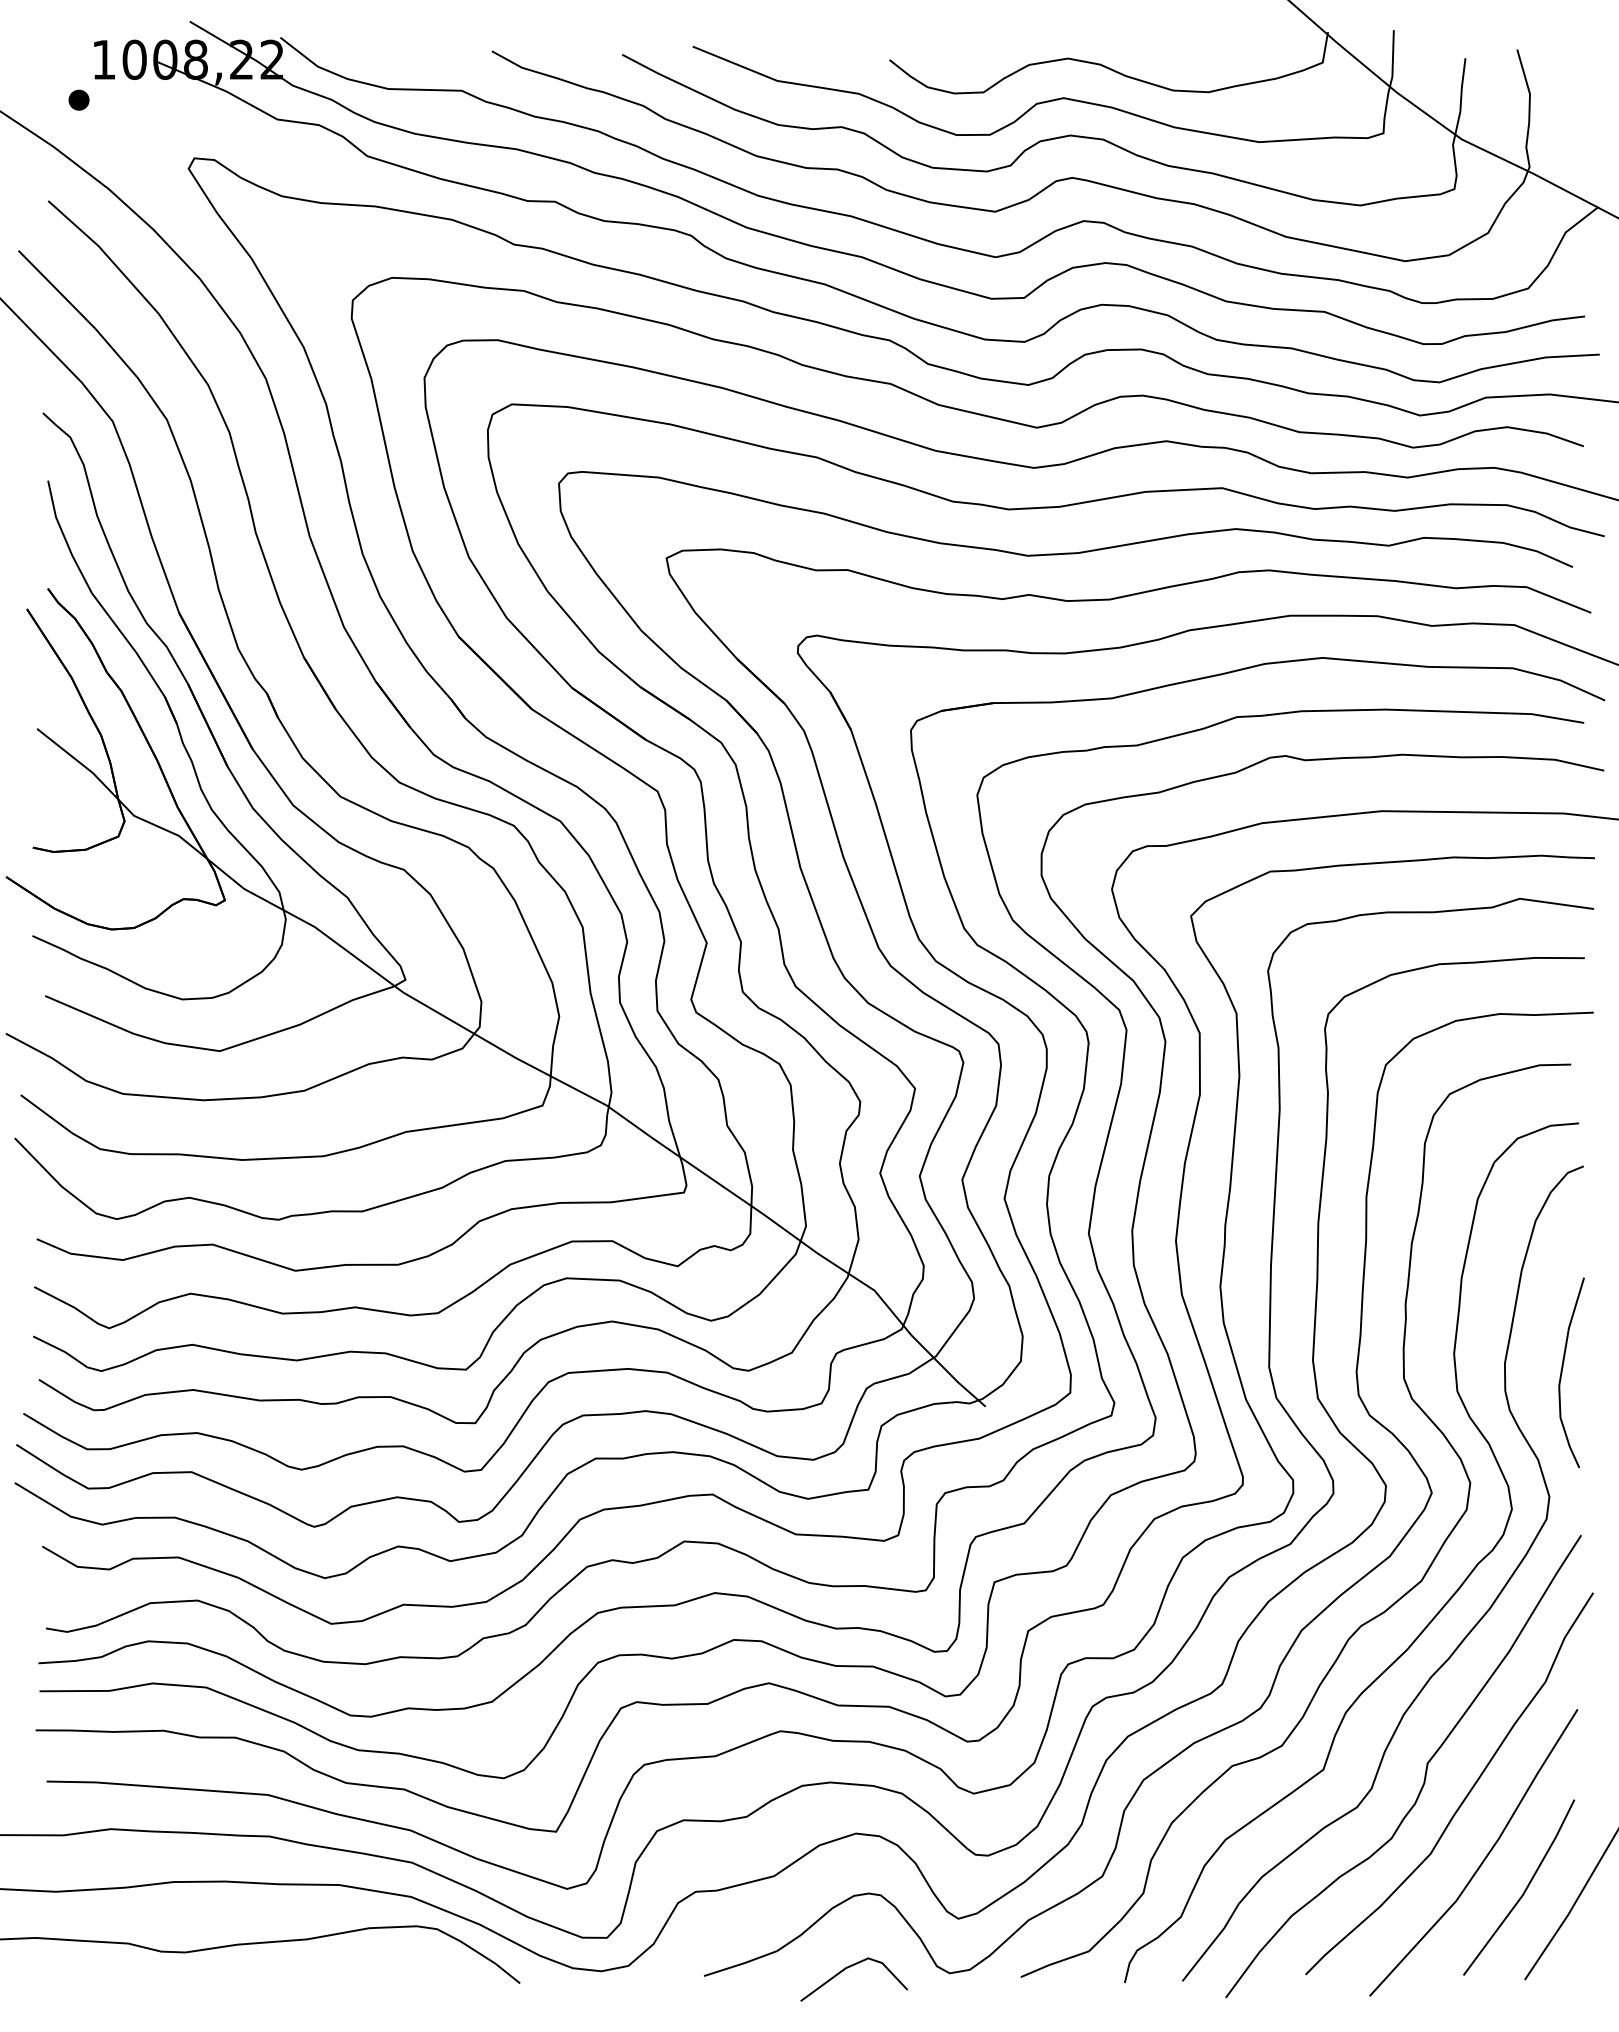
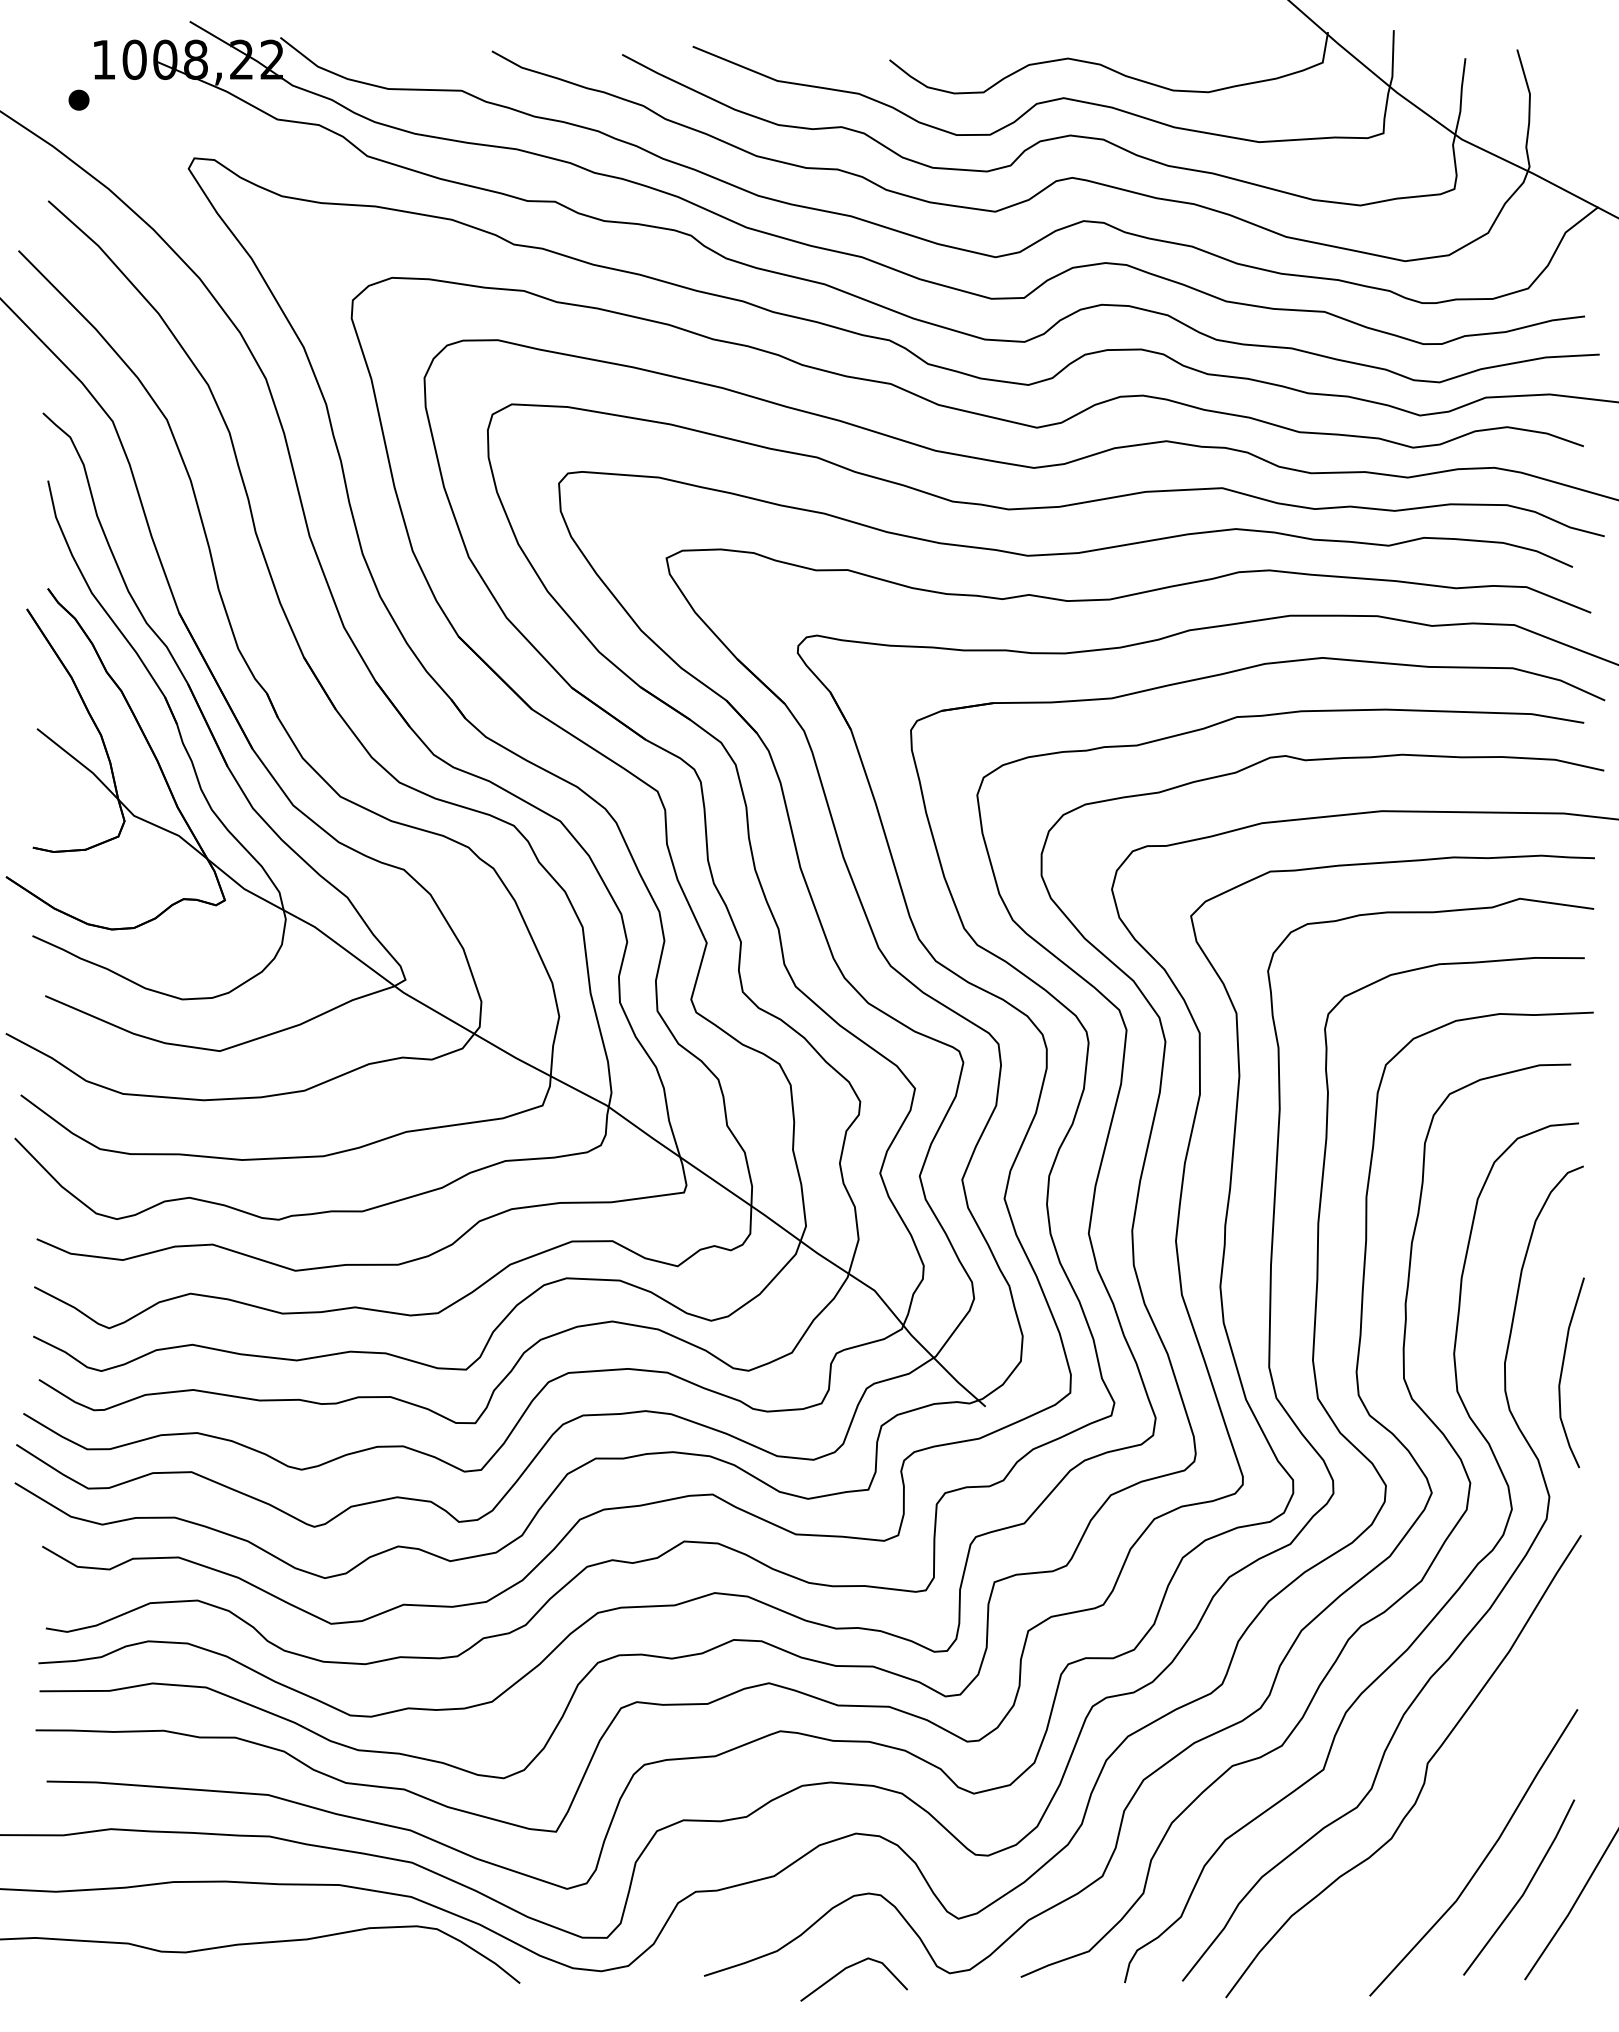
part: present -> none (1464, 1797)
